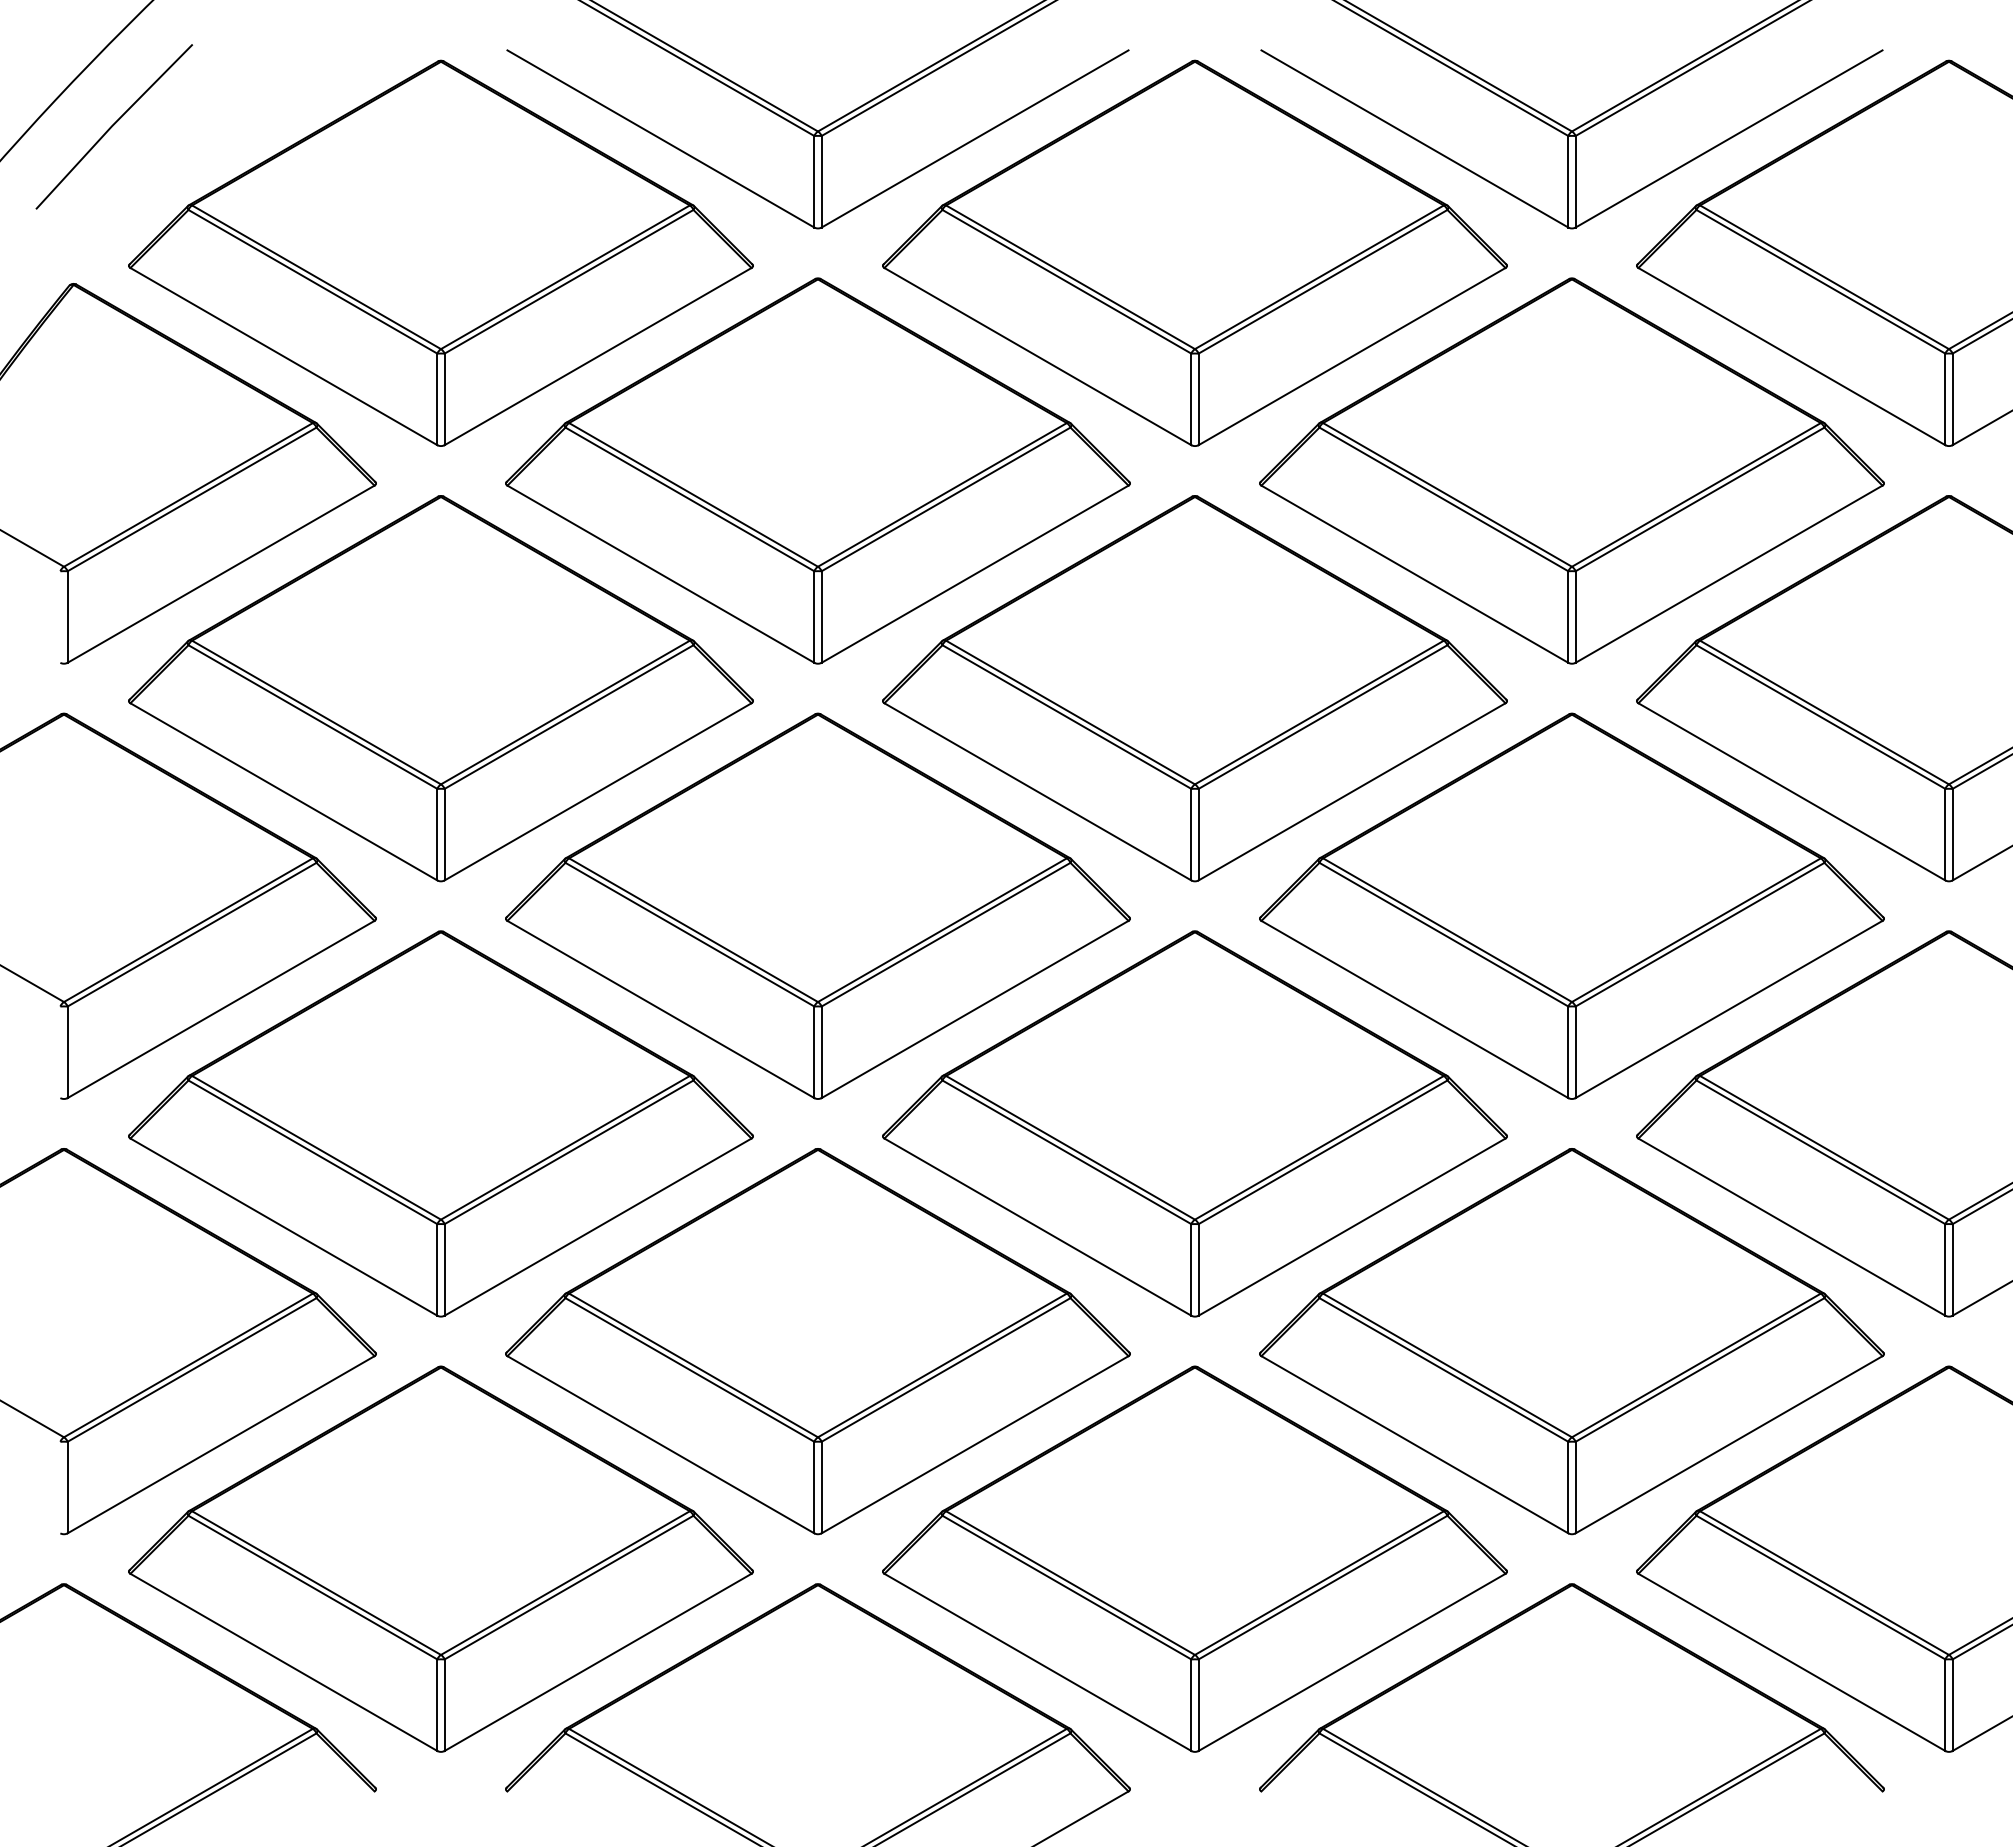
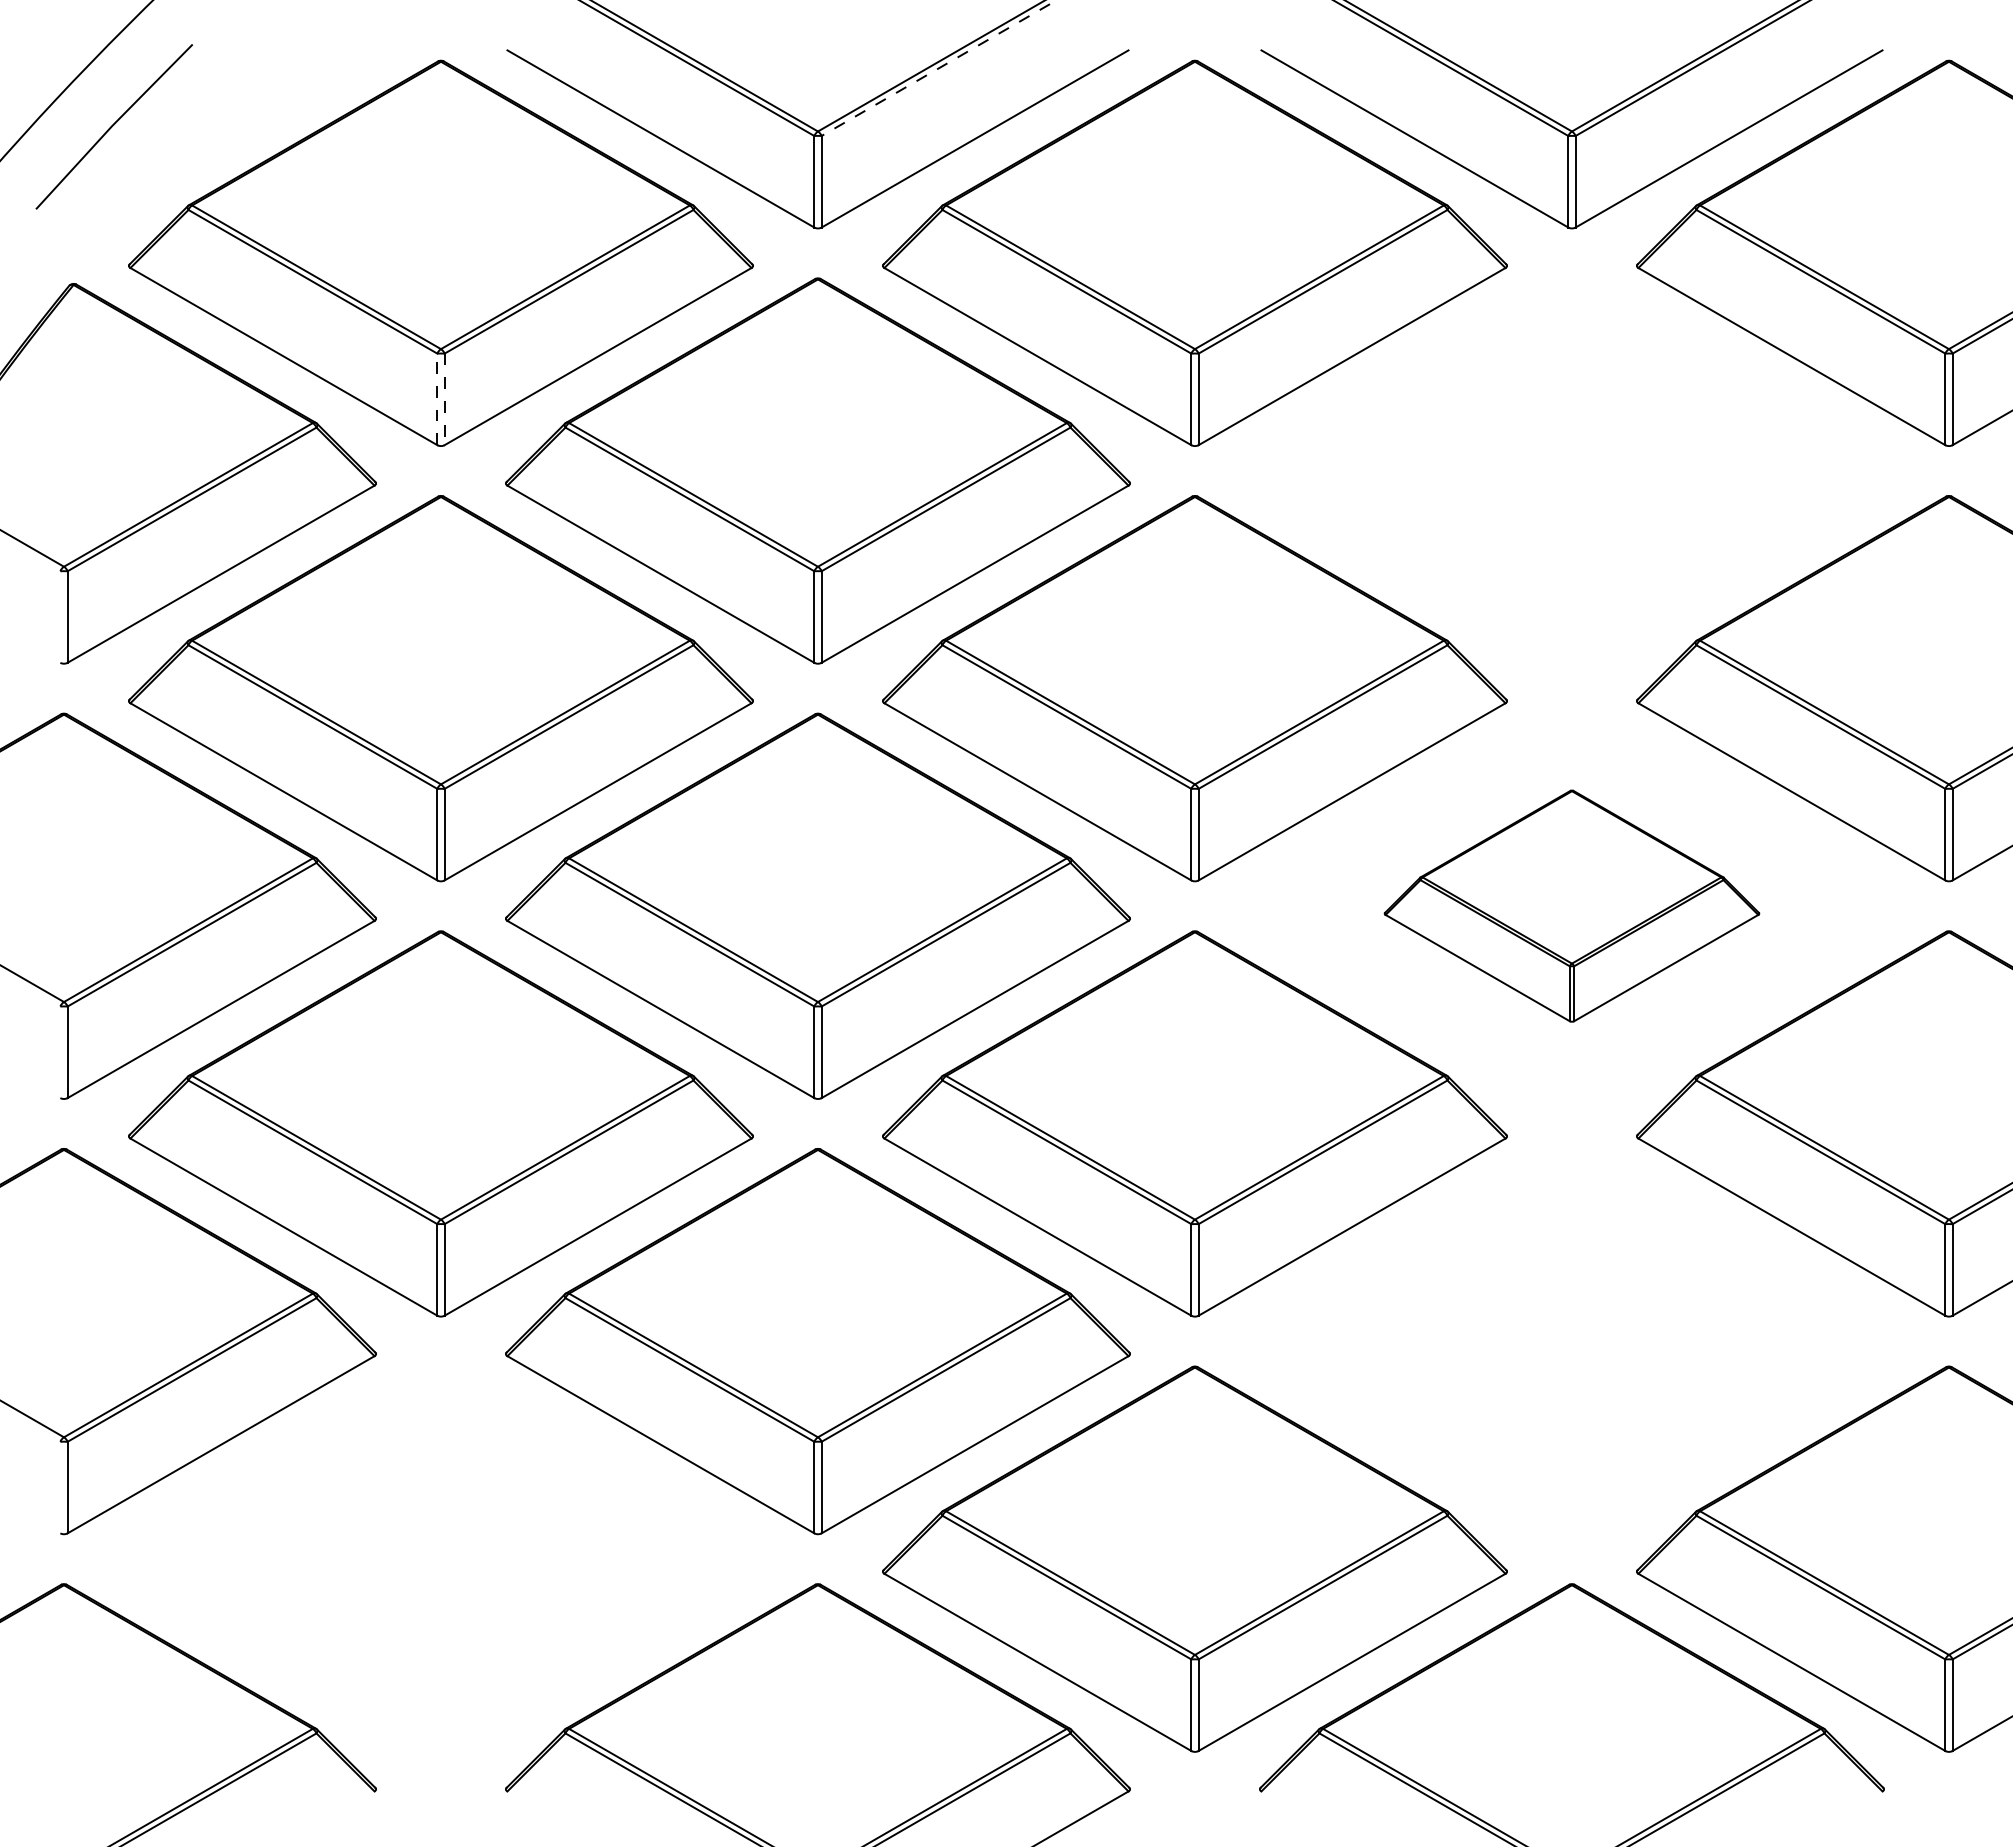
line: solid -> dashed (939, 68)
line: solid -> dashed (437, 399)
line: solid -> dashed (444, 399)
part: present -> none (1571, 470)
part size: 626x388 px -> 378x234 px (1571, 905)
part: present -> none (1571, 1341)
part: present -> none (440, 1558)
